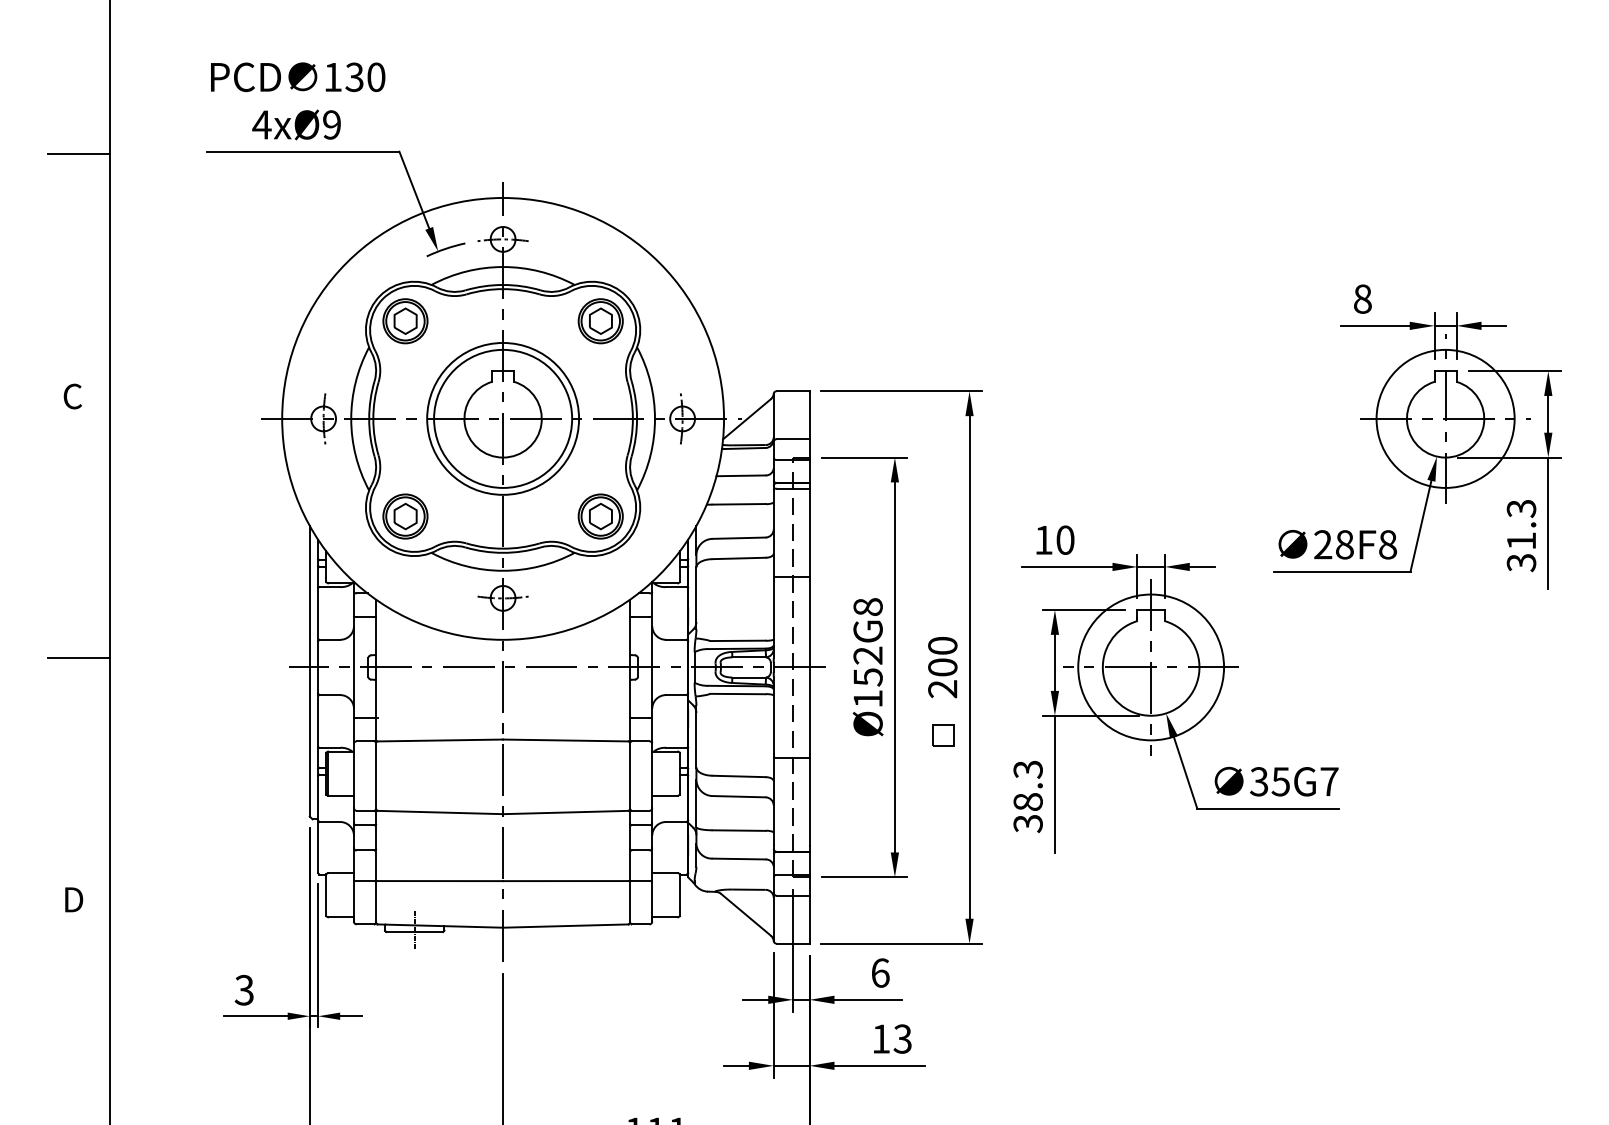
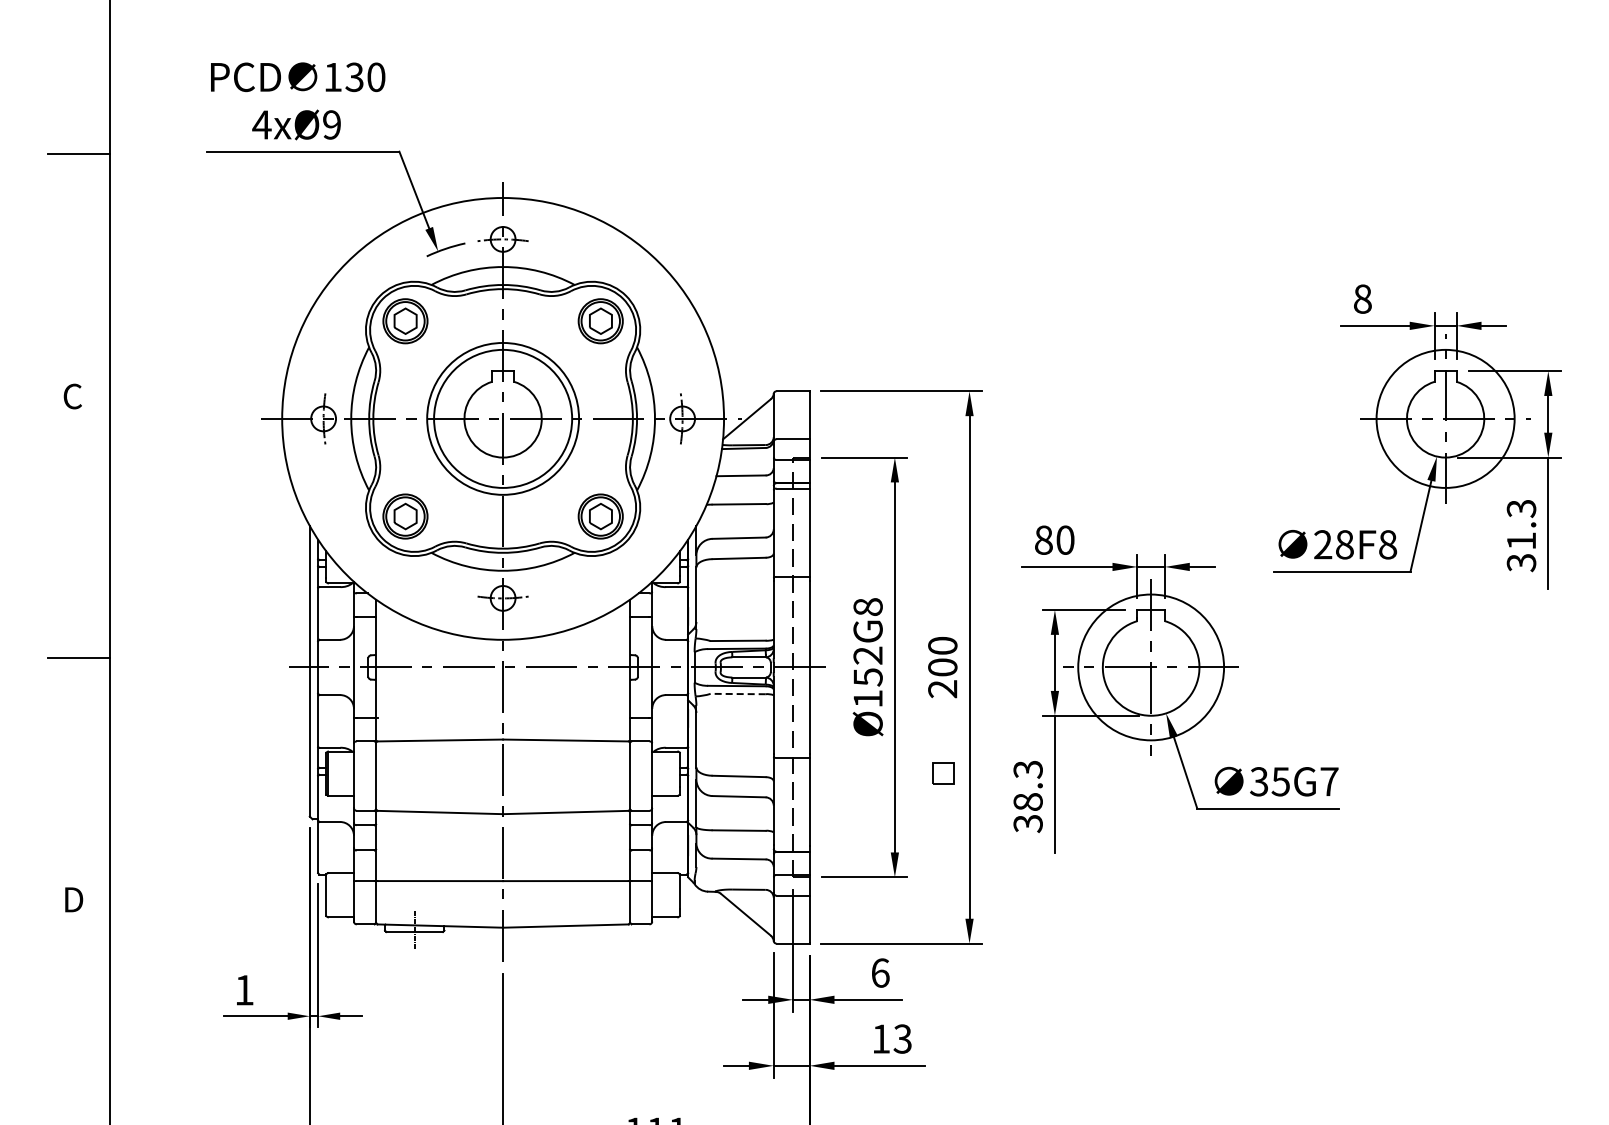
text: 10 -> 80 (1043, 539)
line: solid -> dashed (738, 694)
part position: (943, 735) -> (943, 773) (943, 773)
text: 3 -> 1 (243, 989)
